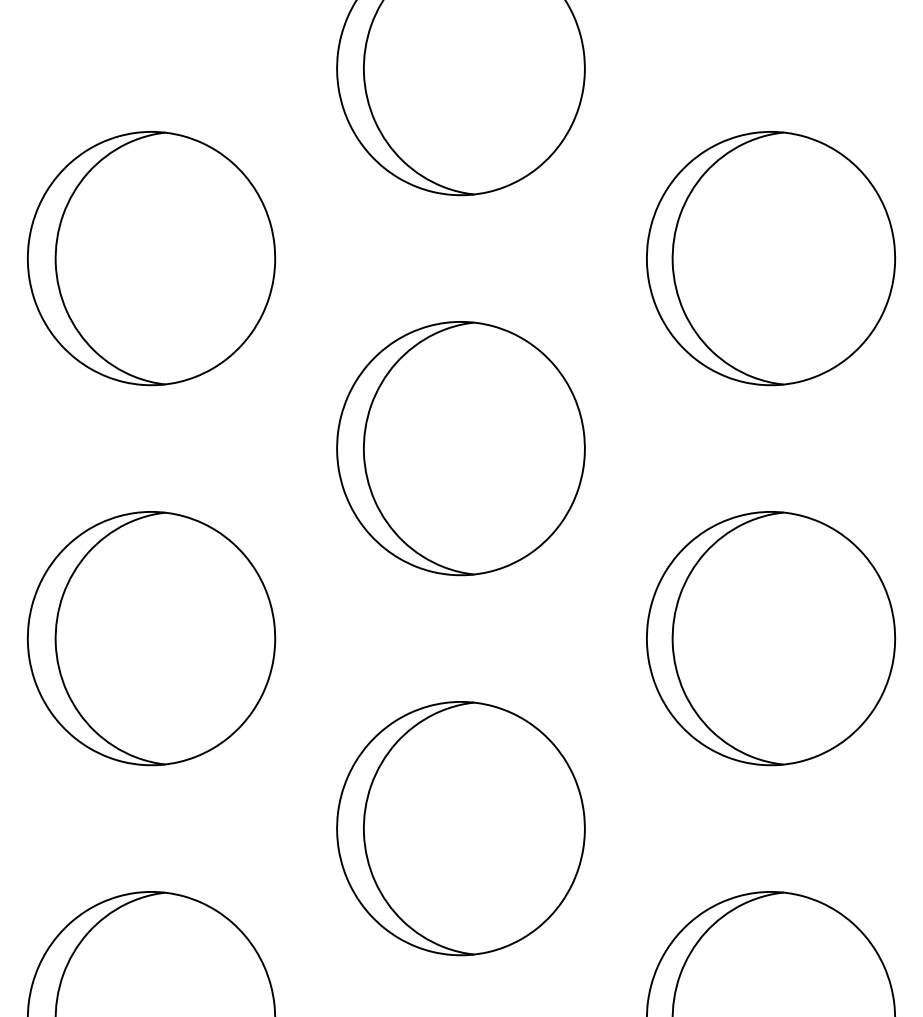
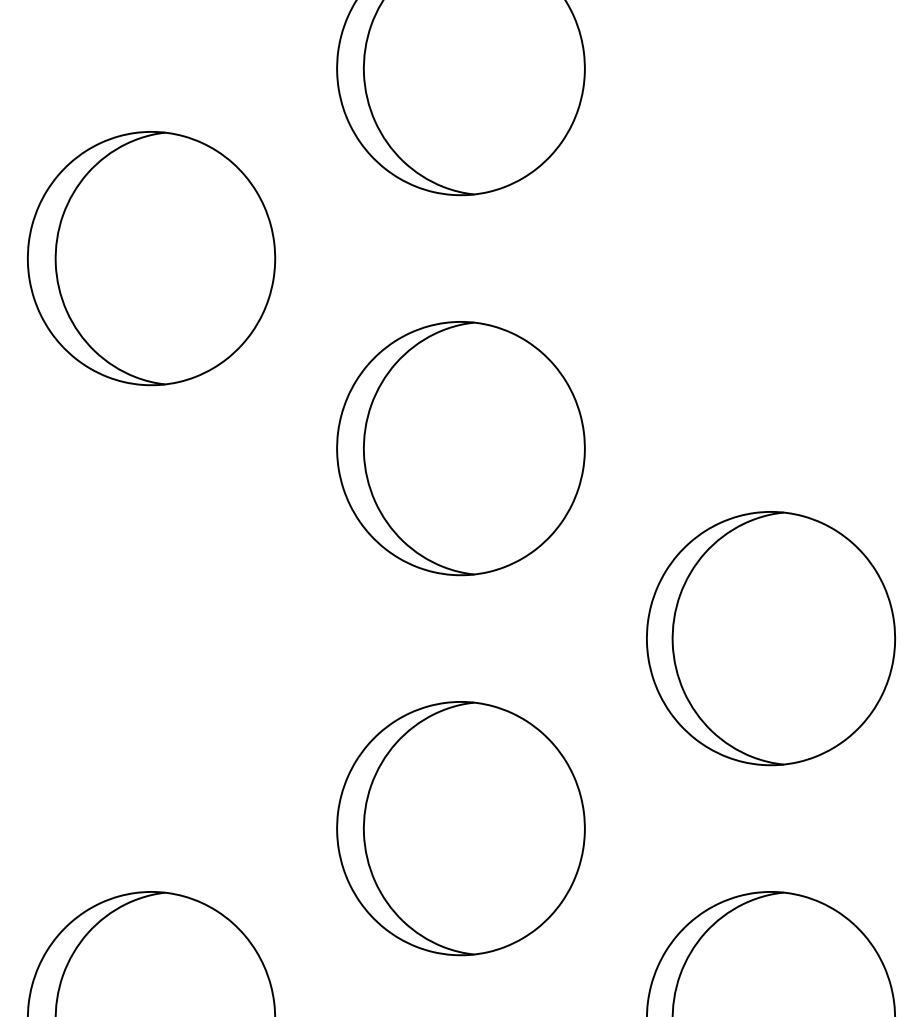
part: present -> none (771, 258)
part: present -> none (151, 638)
